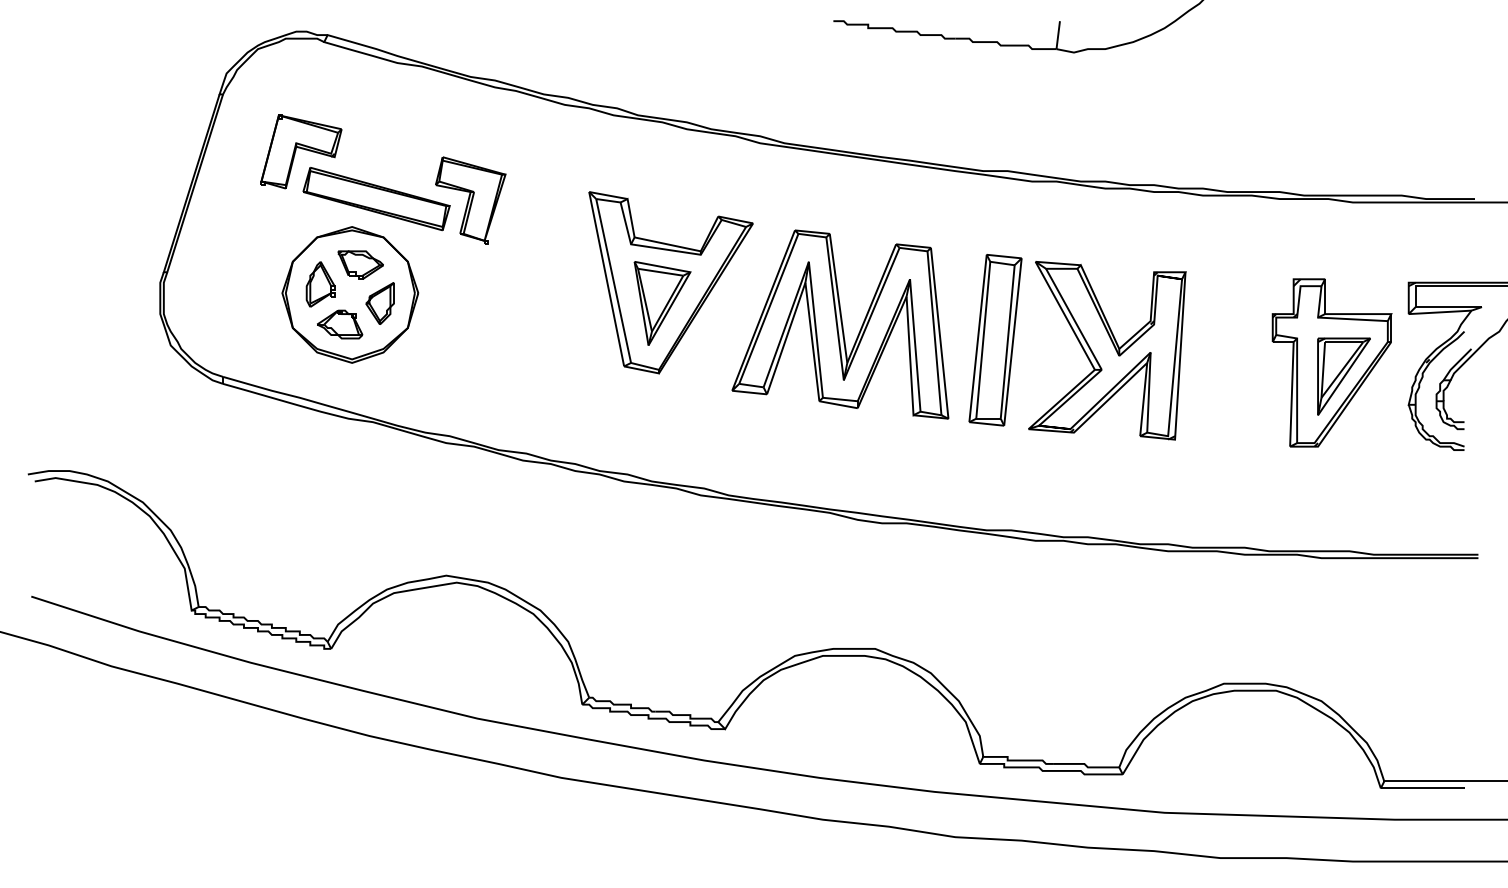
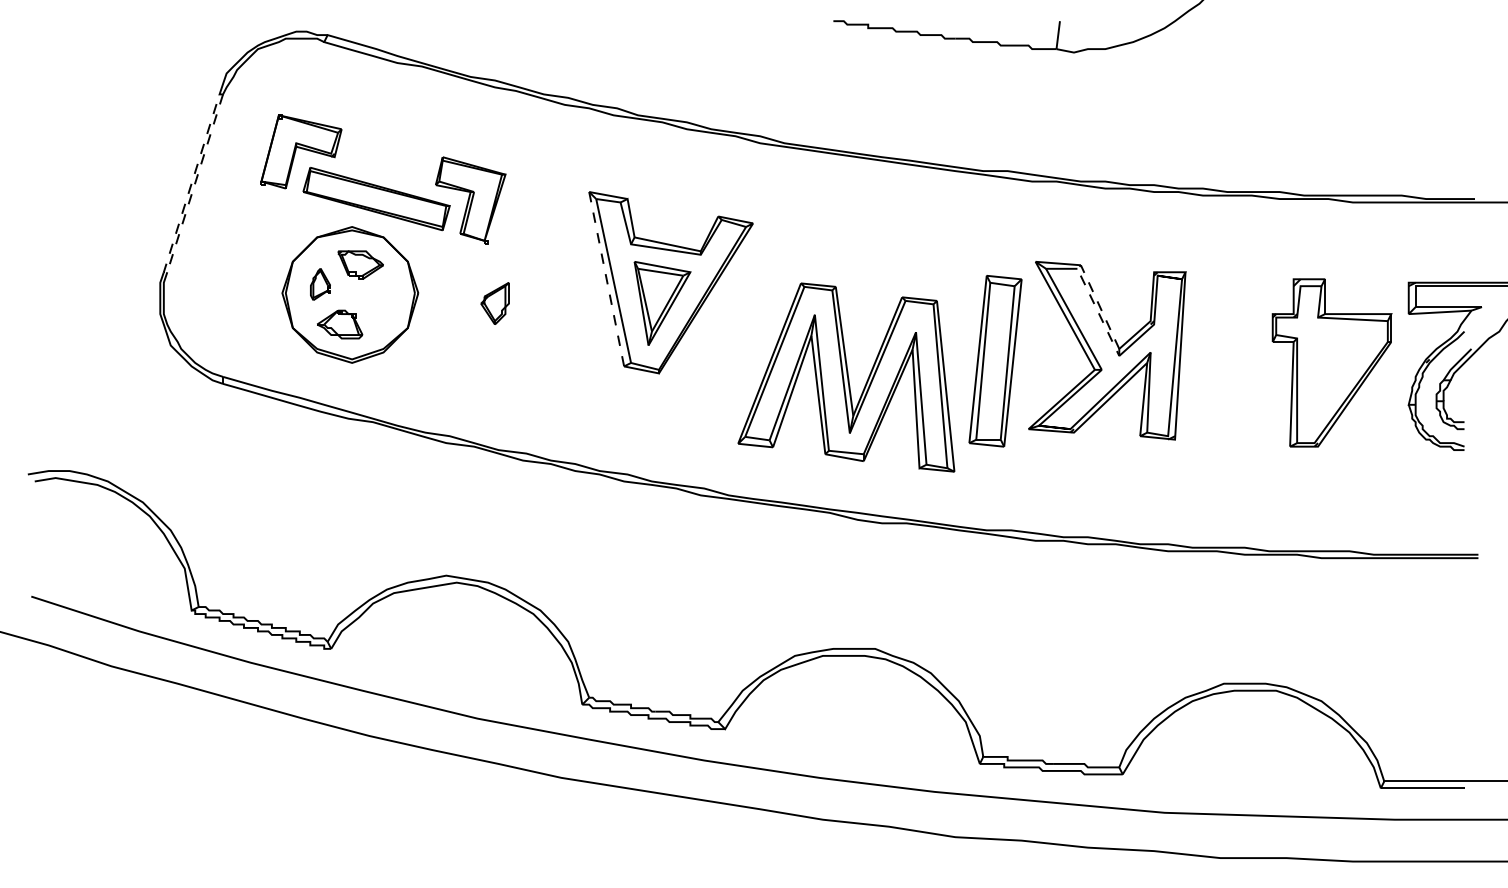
line: solid -> dashed (1077, 268)
line: solid -> dashed (165, 272)
line: solid -> dashed (606, 279)
part size: 31x47 px -> 21x33 px (320, 284)
part position: (379, 303) -> (494, 303) (494, 303)
part position: (840, 324) -> (846, 377) (846, 377)
part position: (995, 340) -> (995, 361) (995, 361)
part: present -> none (1343, 376)
